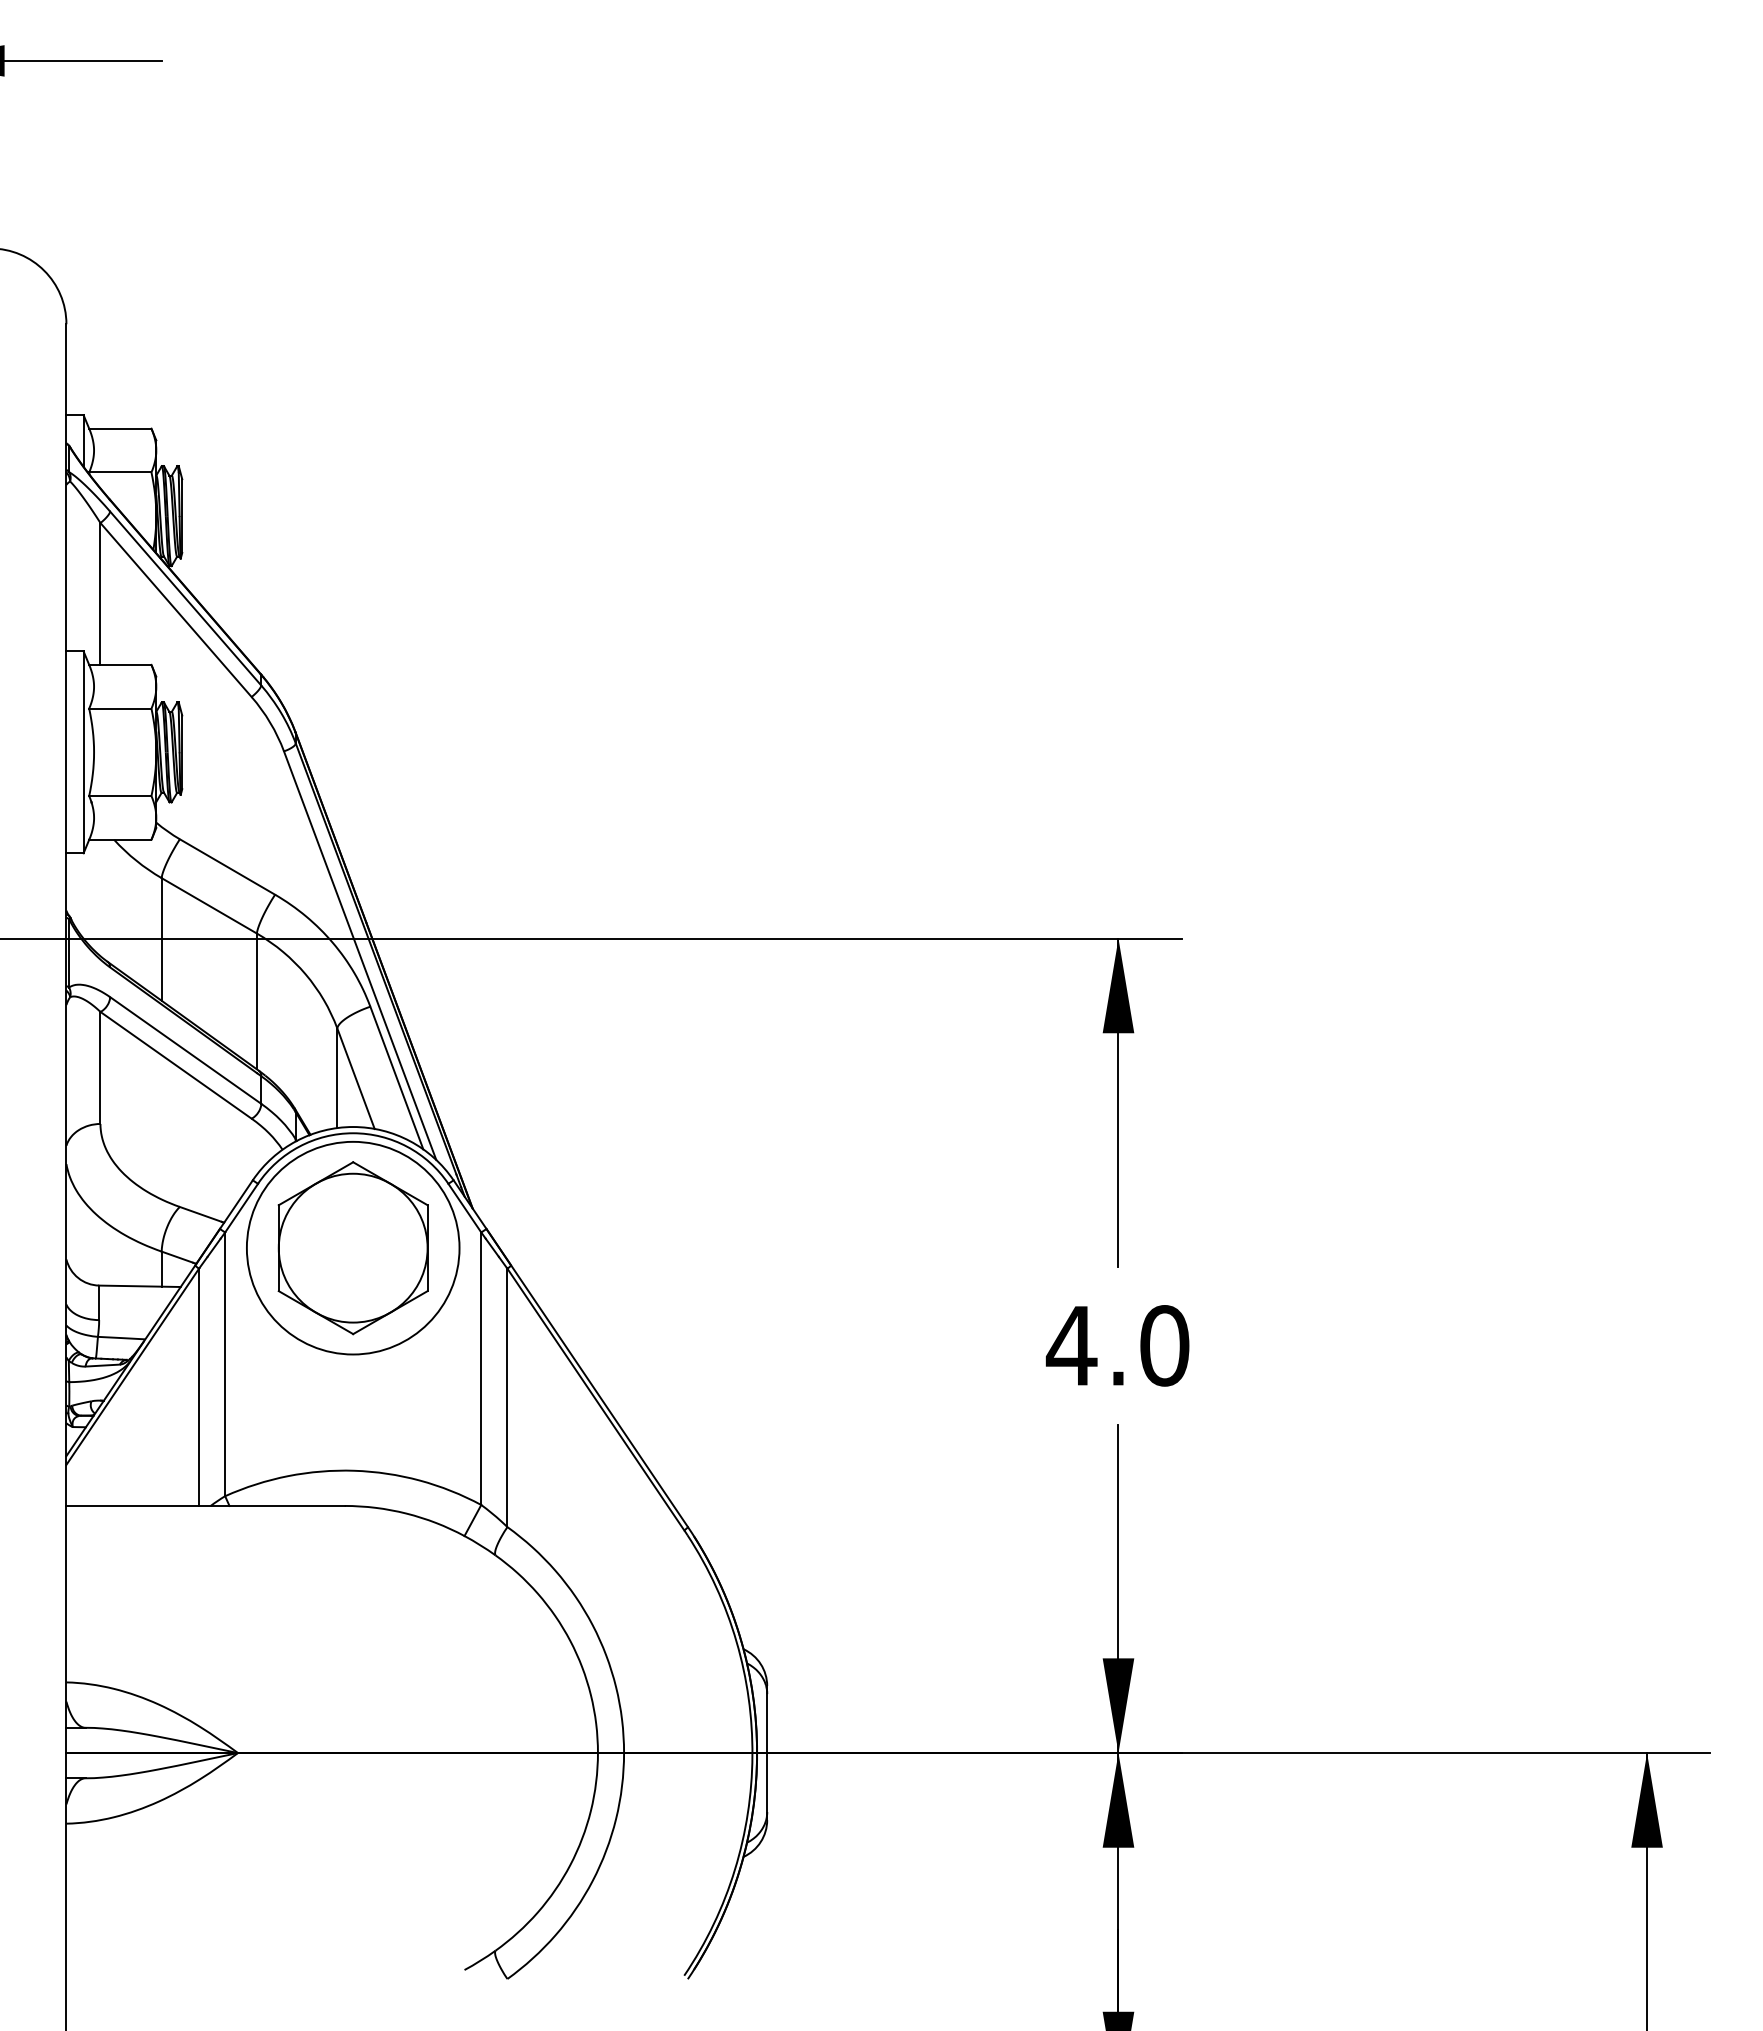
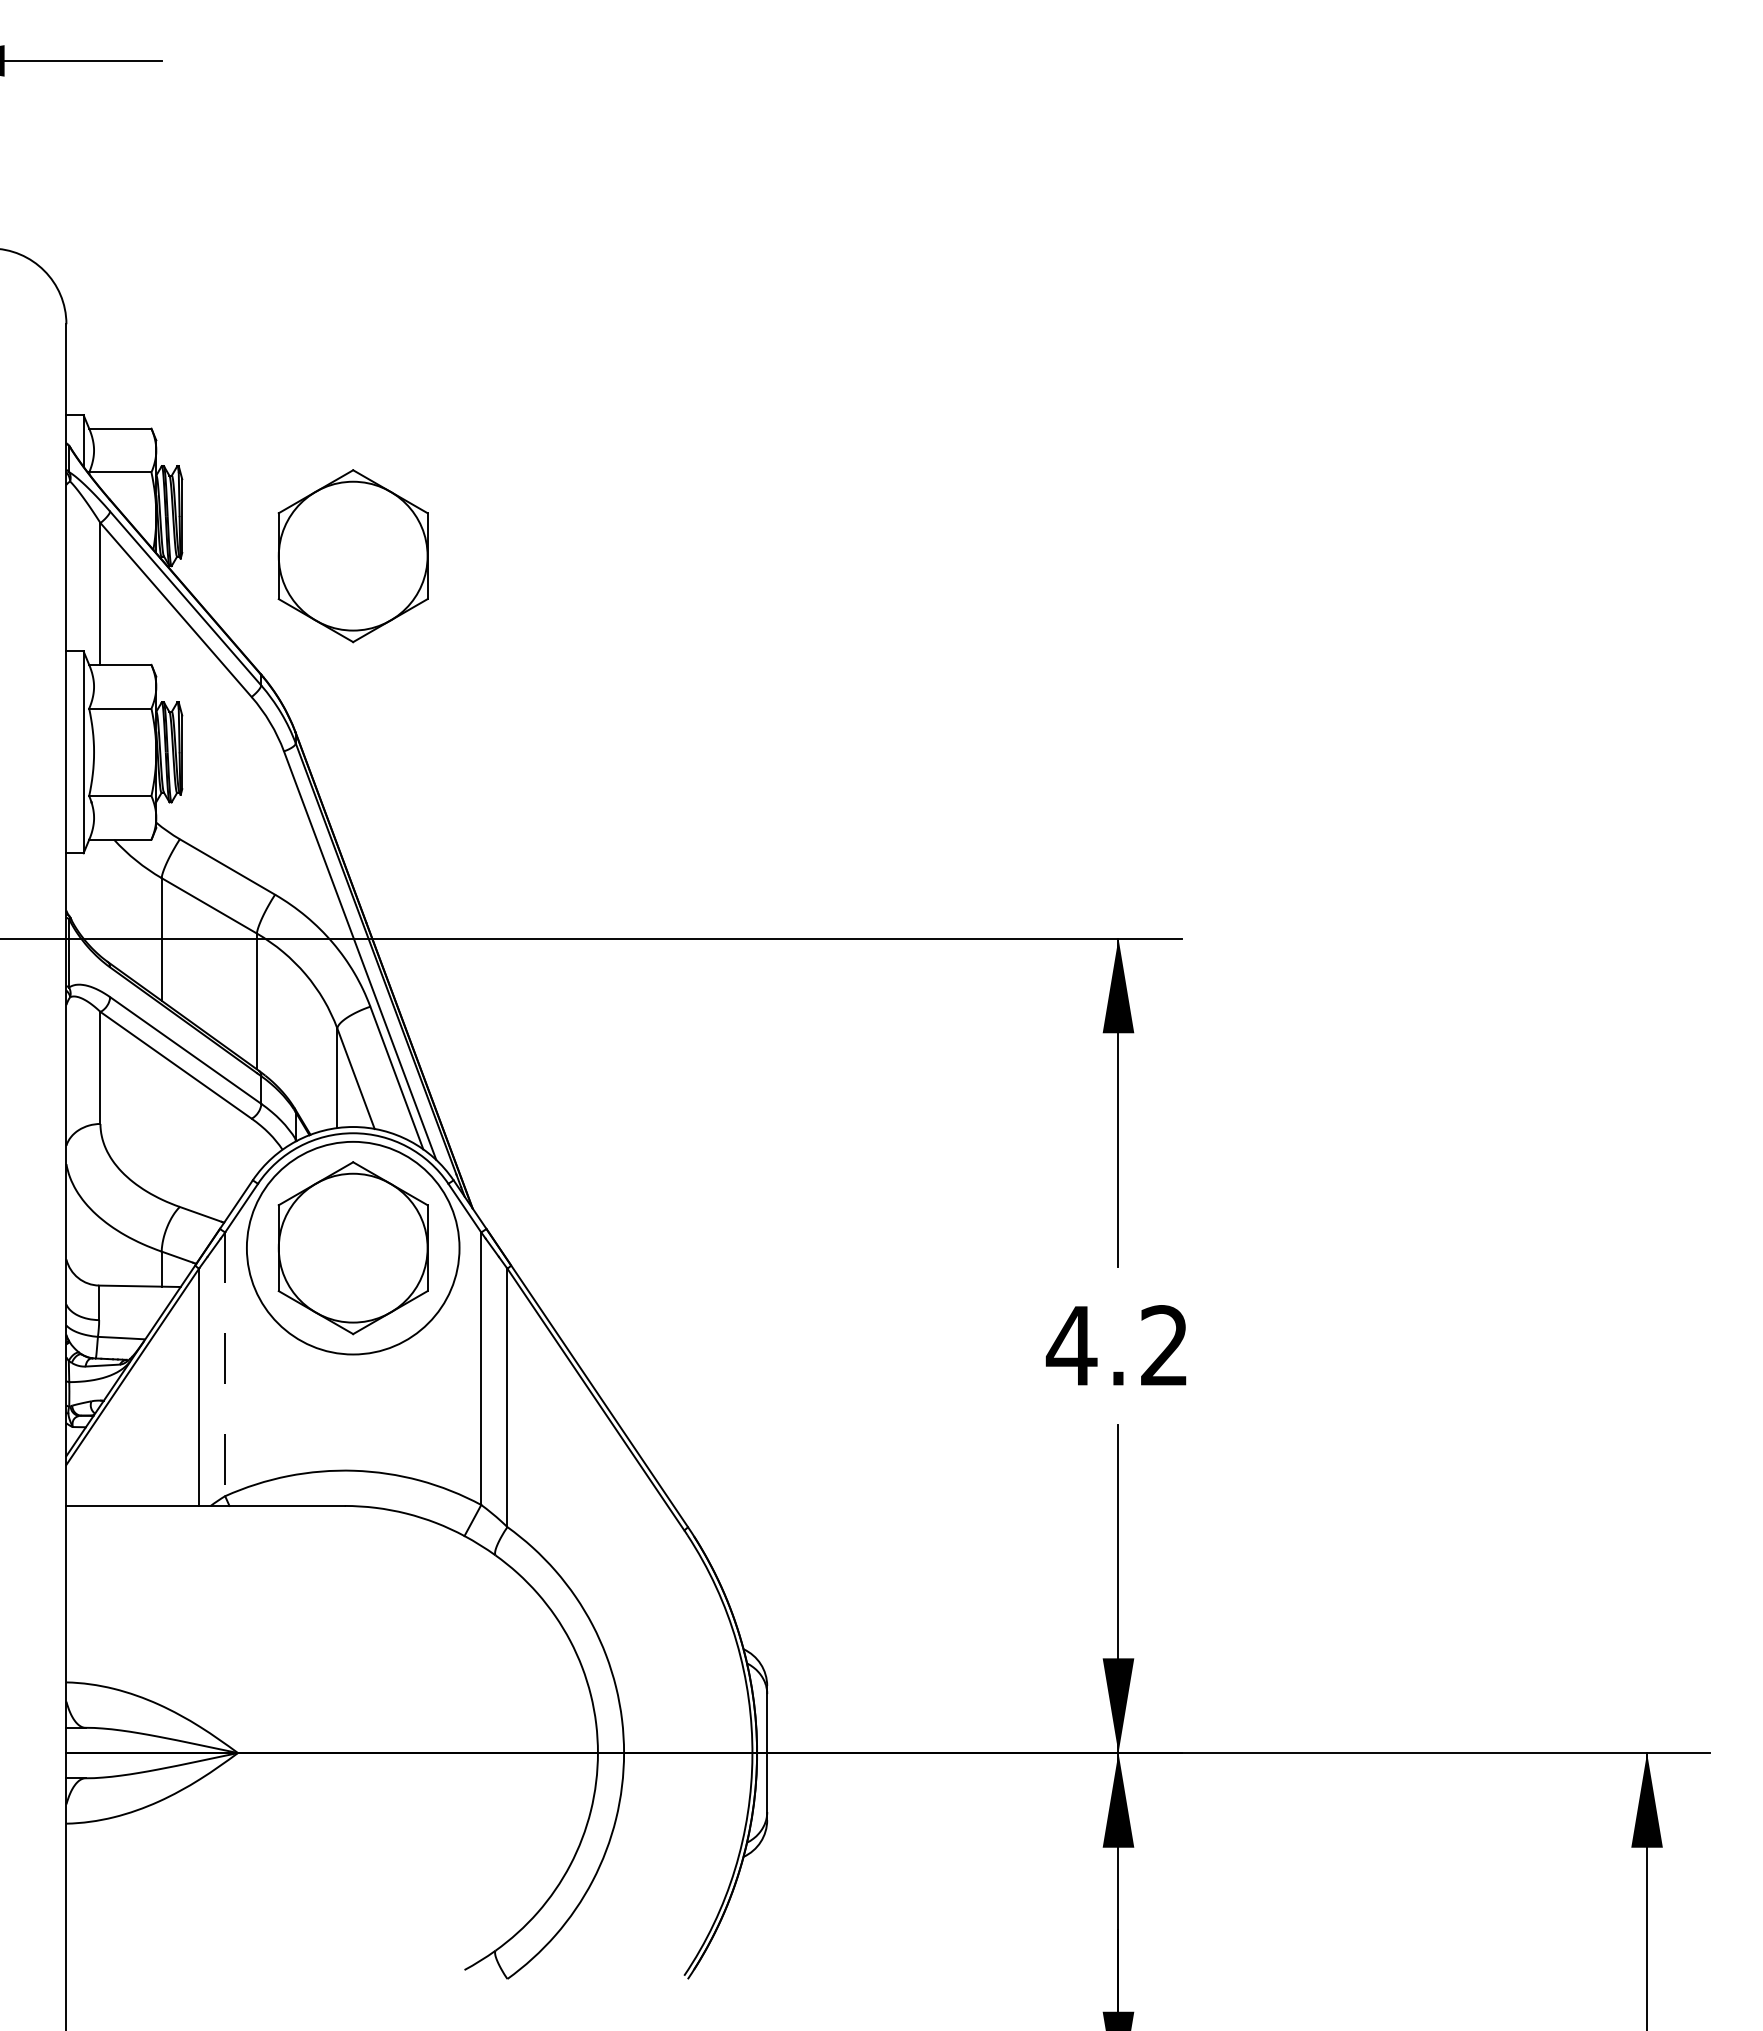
part: none -> present (352, 556)
text: 4.0 -> 4.2 (1164, 1345)
line: solid -> dashed (225, 1364)
